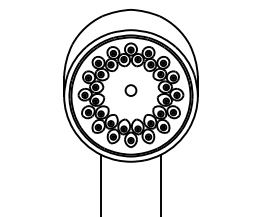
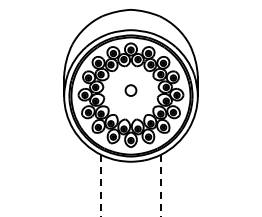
line: solid -> dashed (101, 185)
line: solid -> dashed (160, 185)
